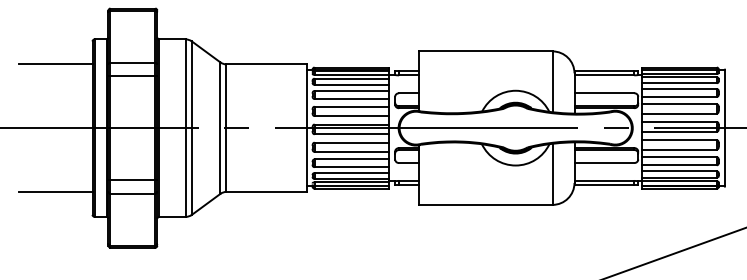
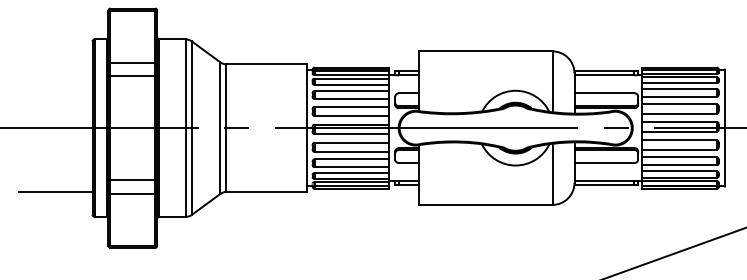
line: present -> none (55, 64)
